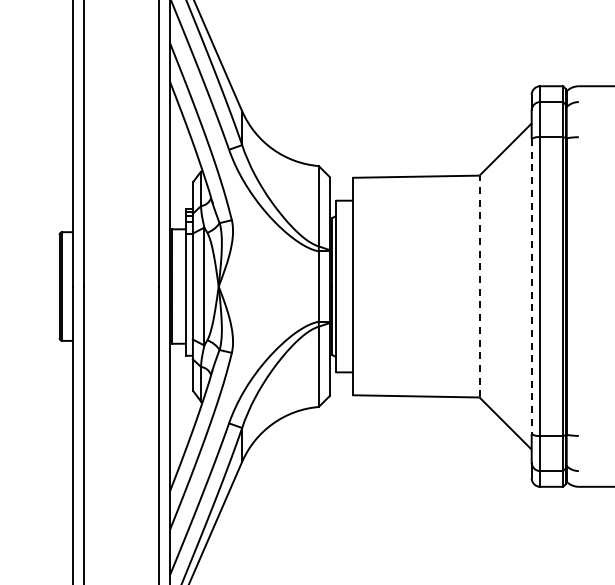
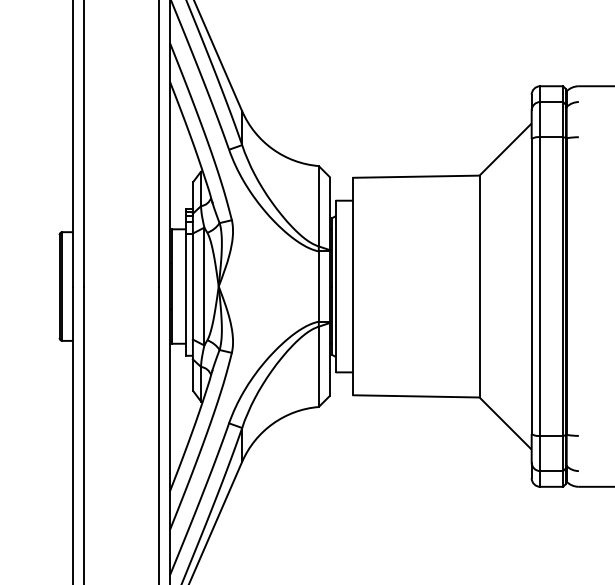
line: dashed -> solid (479, 286)
line: dashed -> solid (531, 286)
